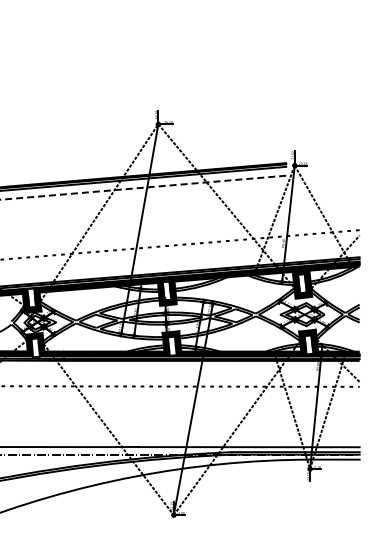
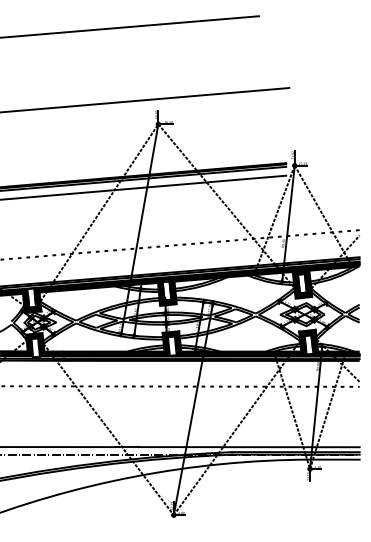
line: none -> present (130, 26)
line: none -> present (145, 100)
line: dashed -> solid (142, 187)
